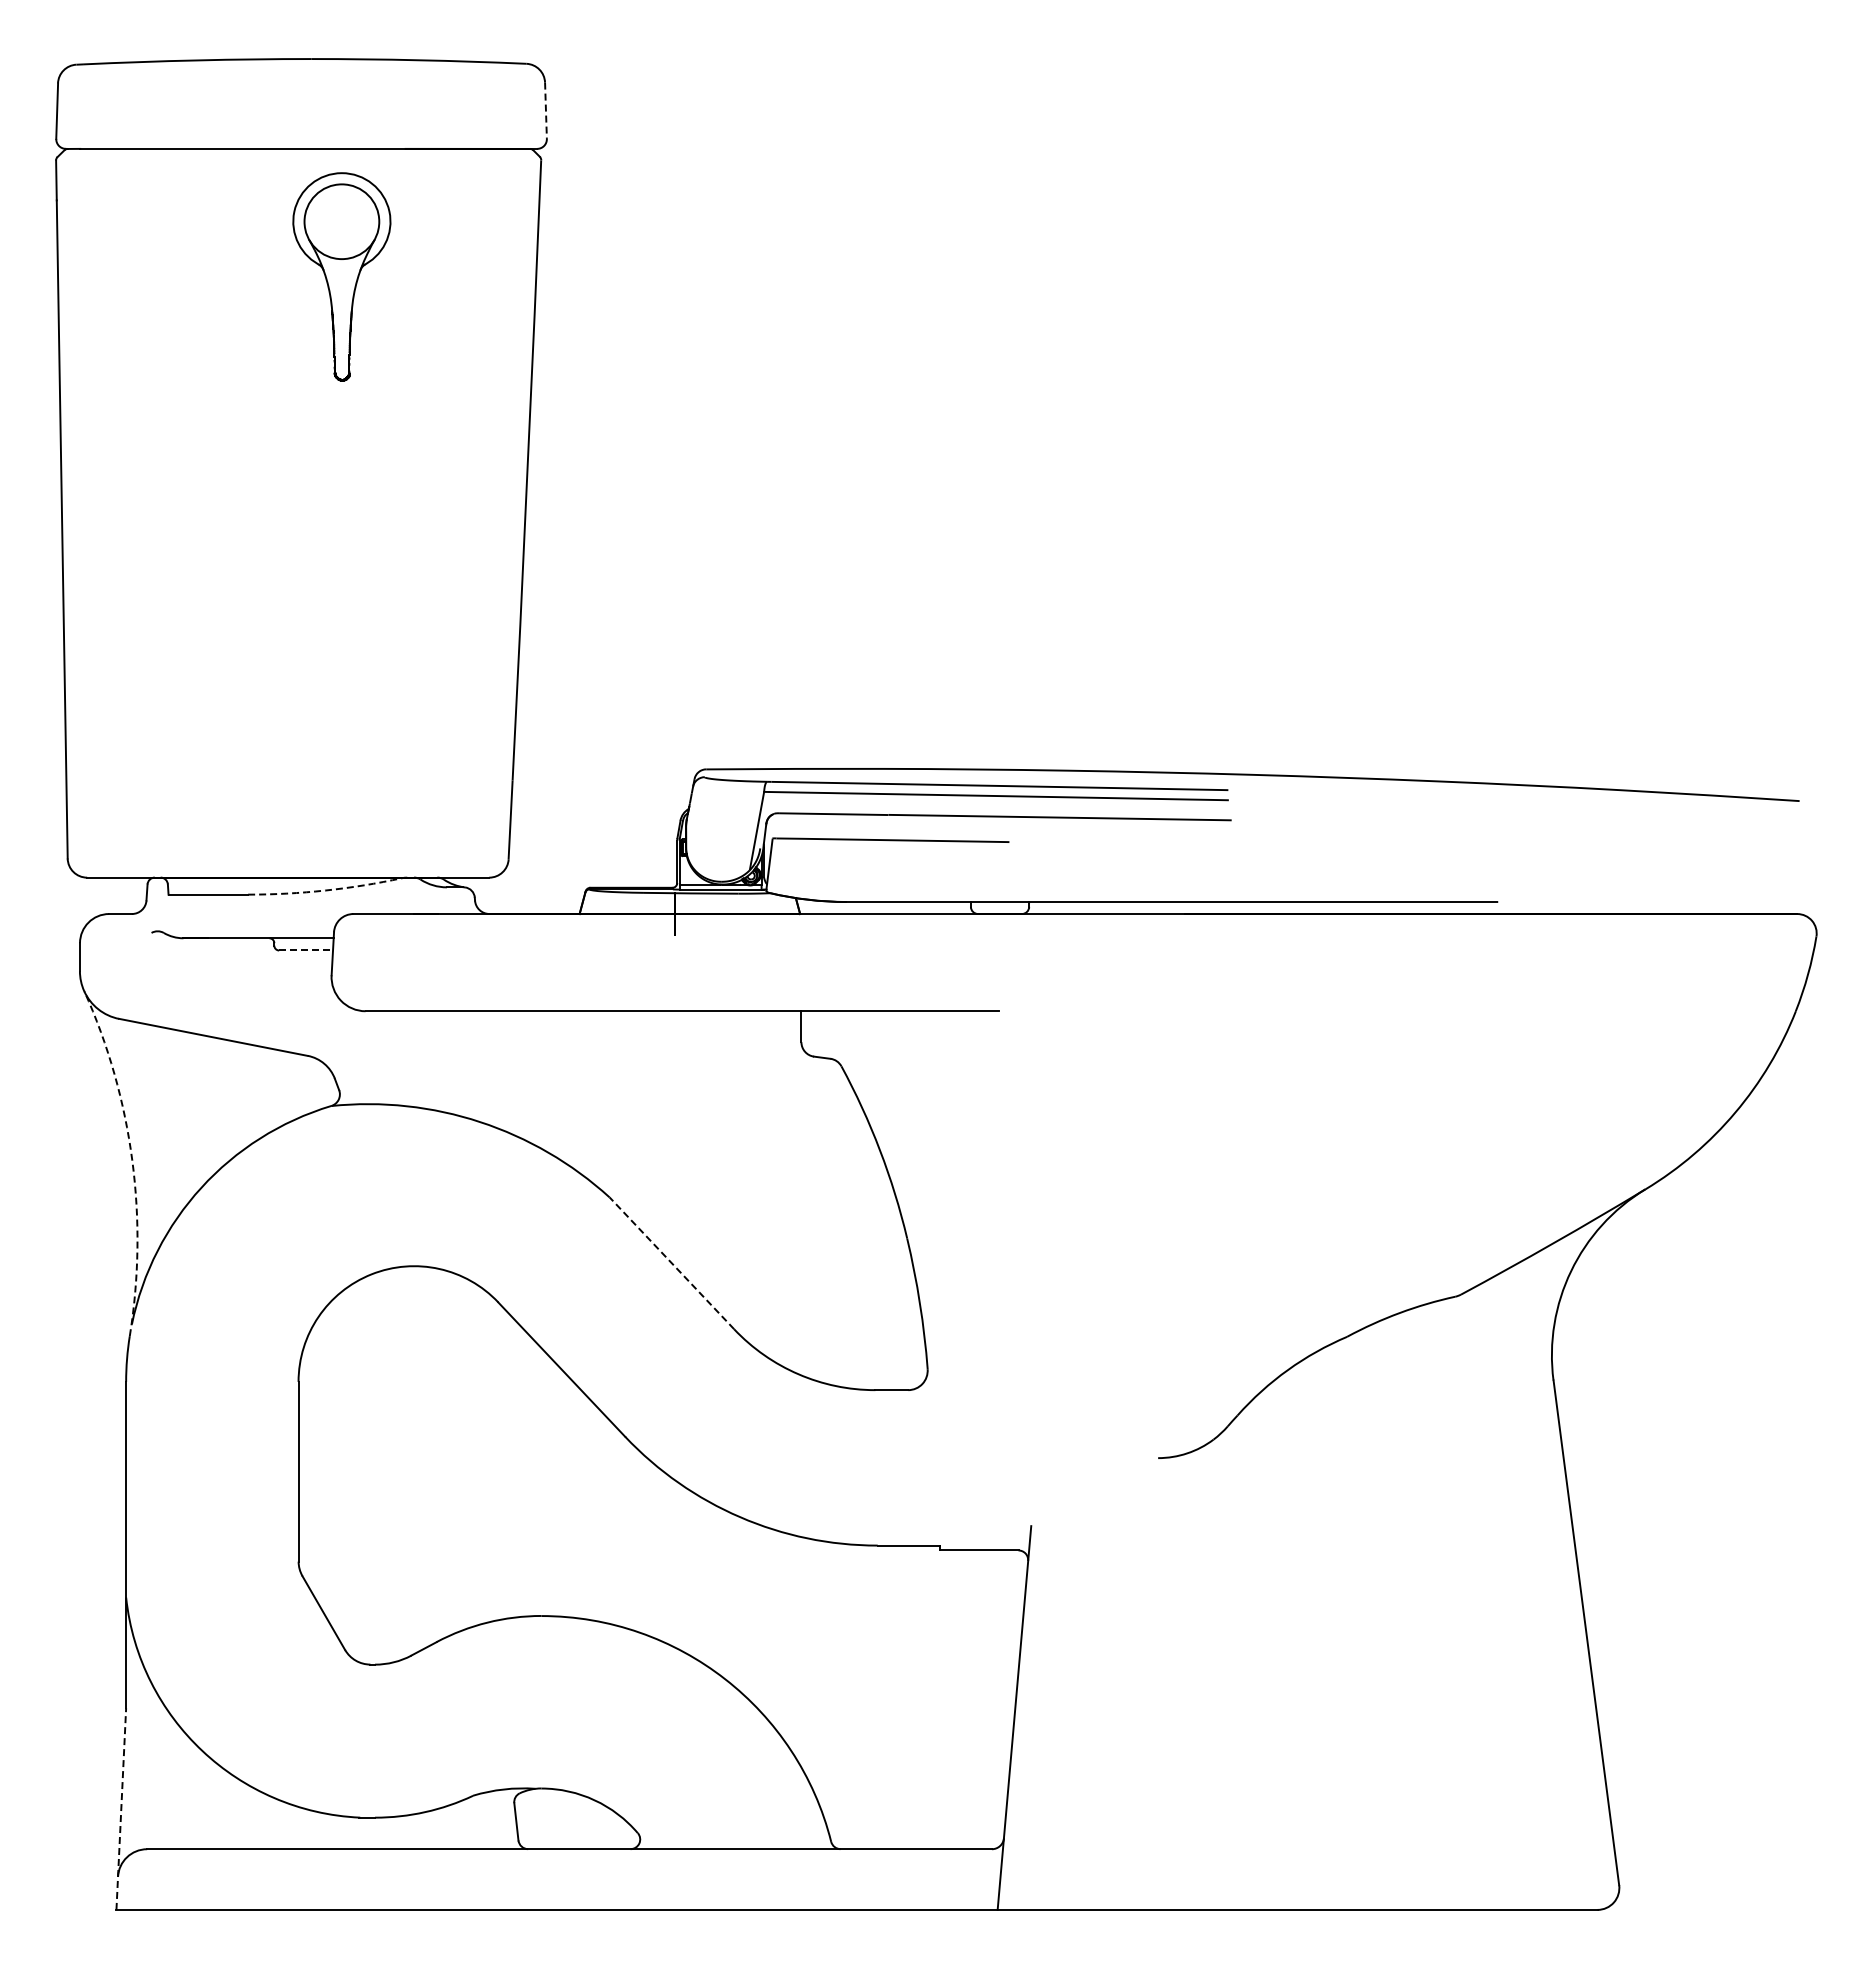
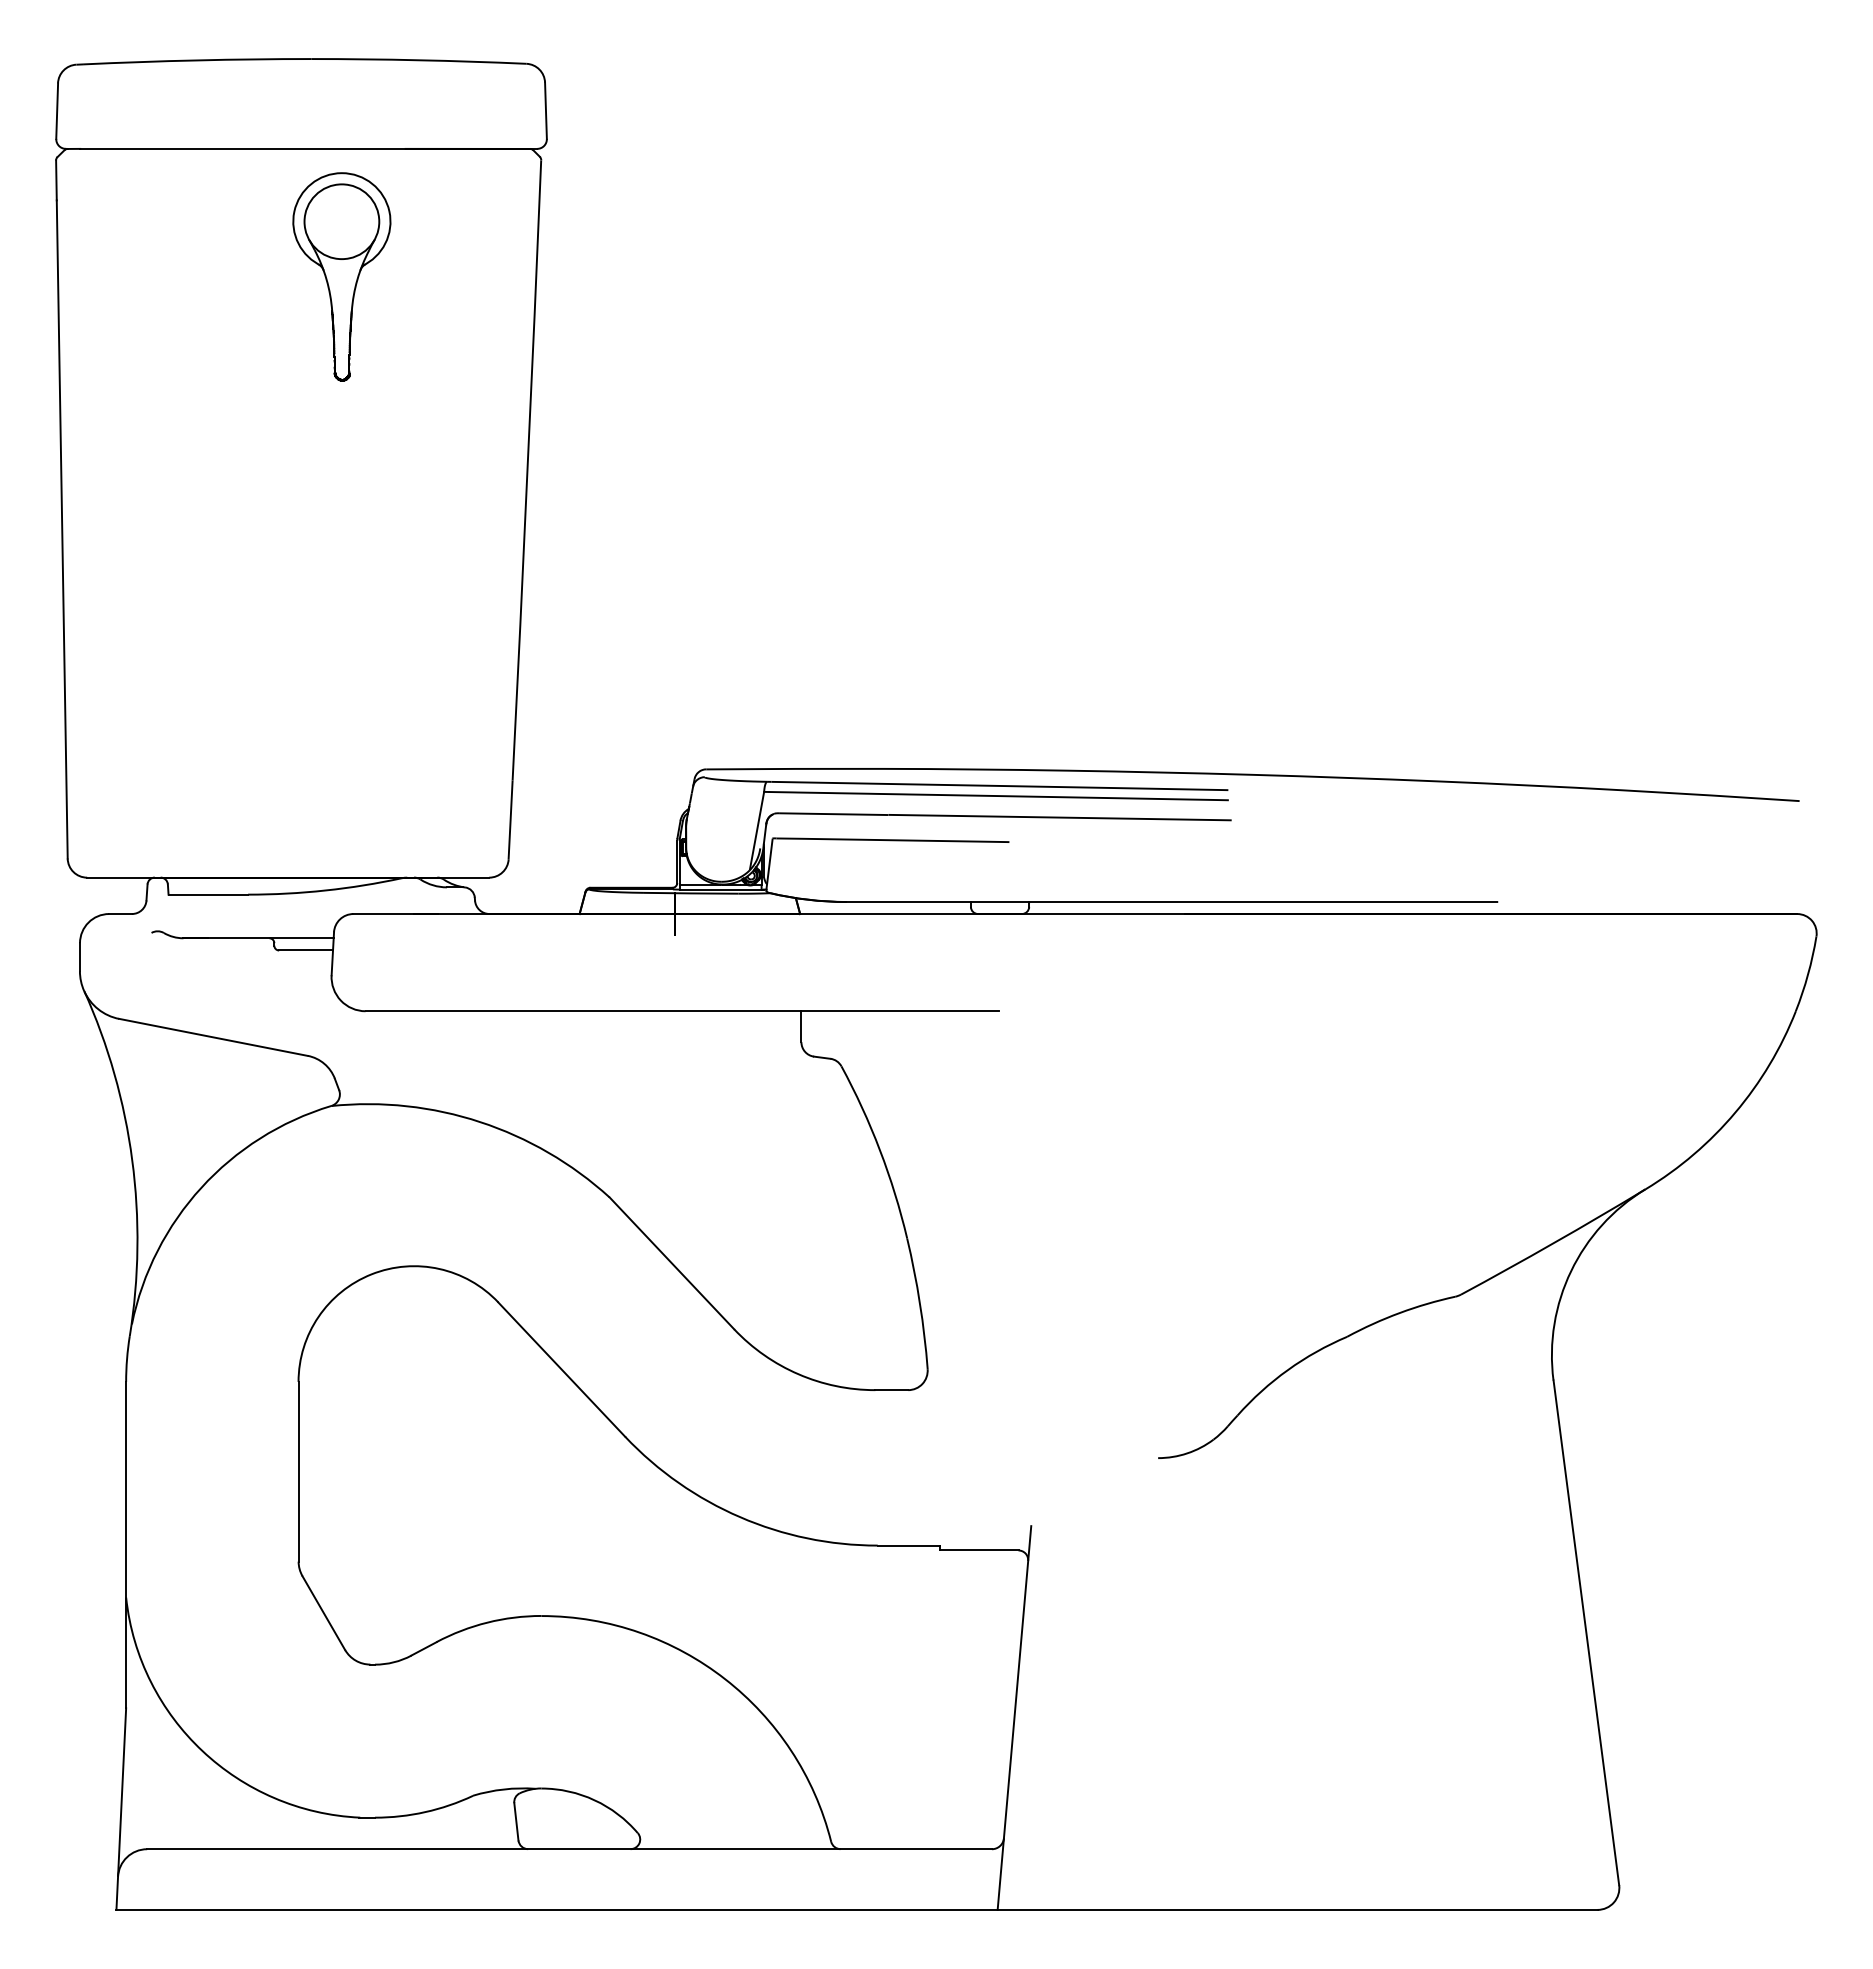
line: dashed -> solid (546, 111)
arc: dashed -> solid (325, 890)
line: dashed -> solid (306, 950)
arc: dashed -> solid (132, 1160)
line: dashed -> solid (671, 1263)
line: dashed -> solid (121, 1809)
